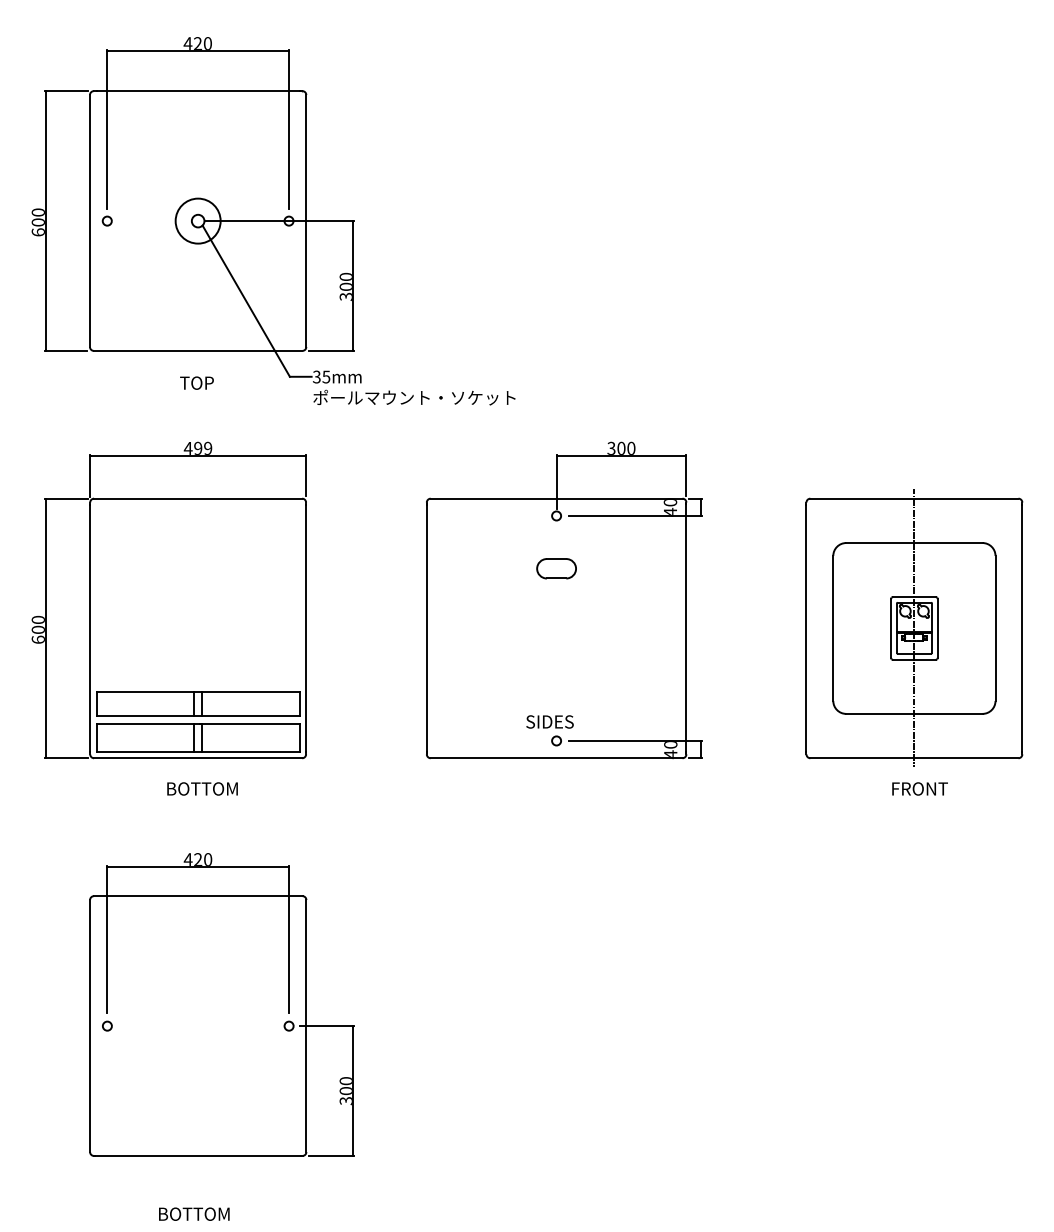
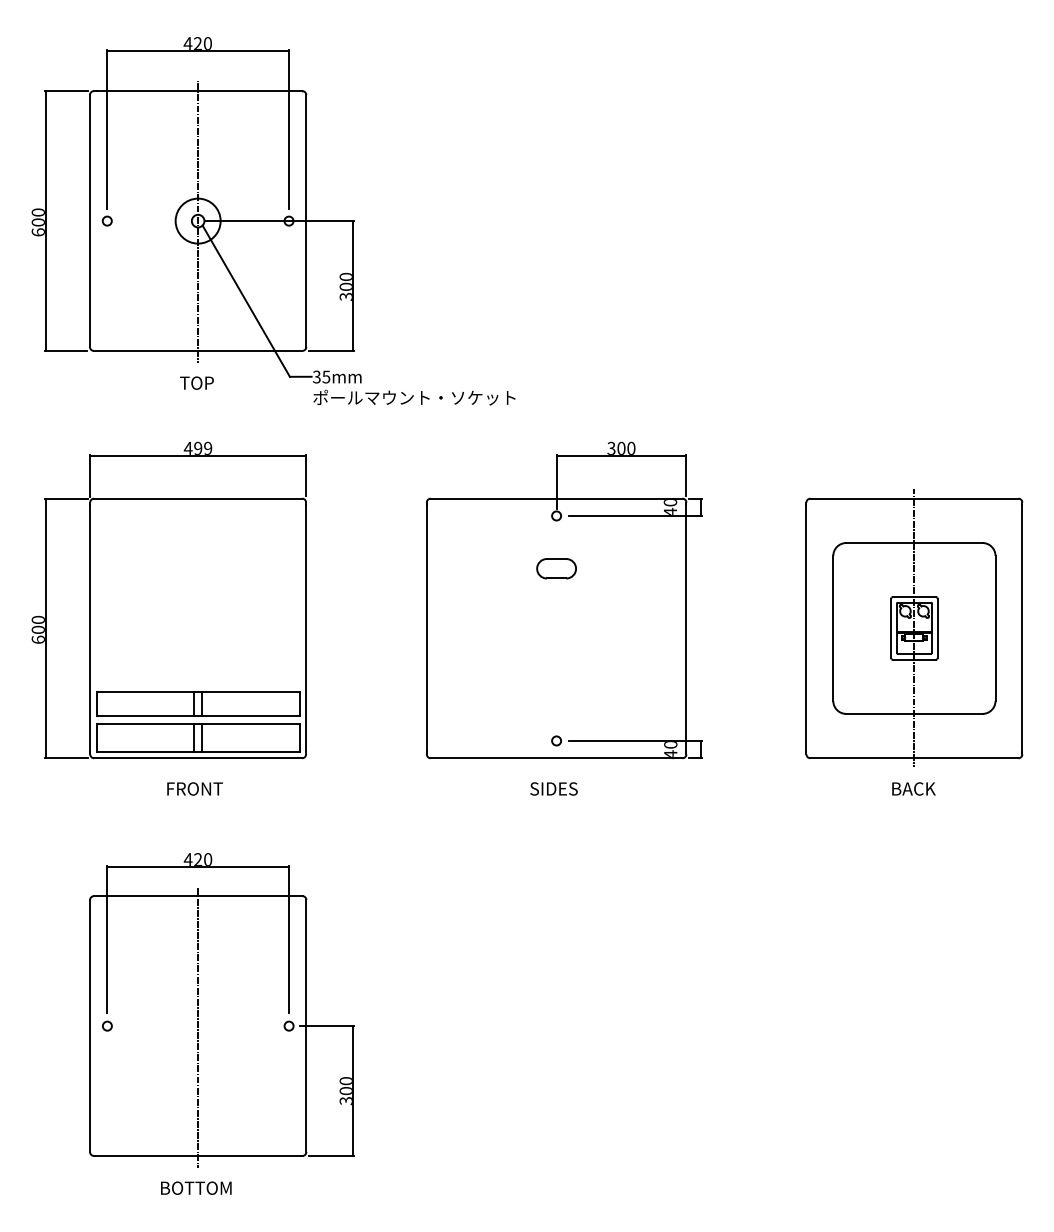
line: none -> present (198, 221)
text position: (549, 721) -> (553, 788) (553, 788)
text: BOTTOM -> FRONT (203, 788)
text: FRONT -> BACK (920, 788)
line: none -> present (198, 1026)
text position: (194, 1213) -> (196, 1187) (196, 1187)
